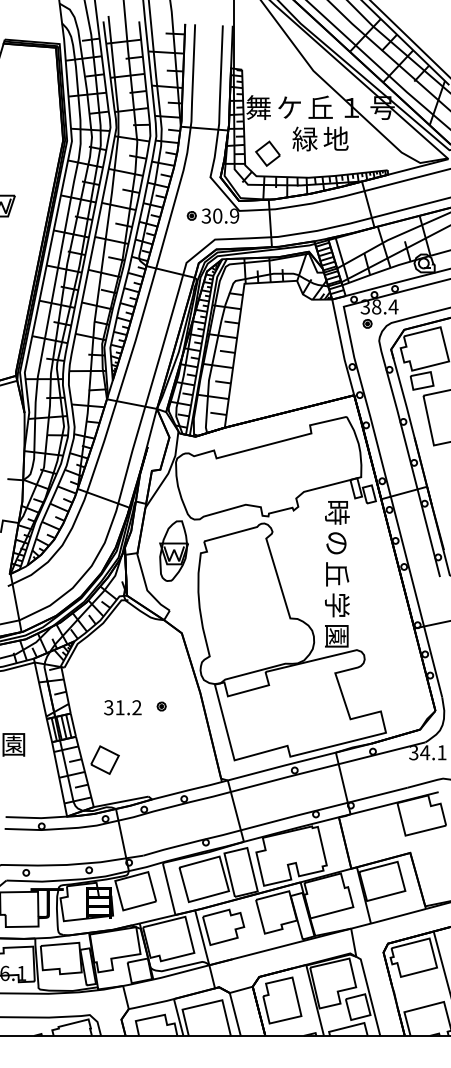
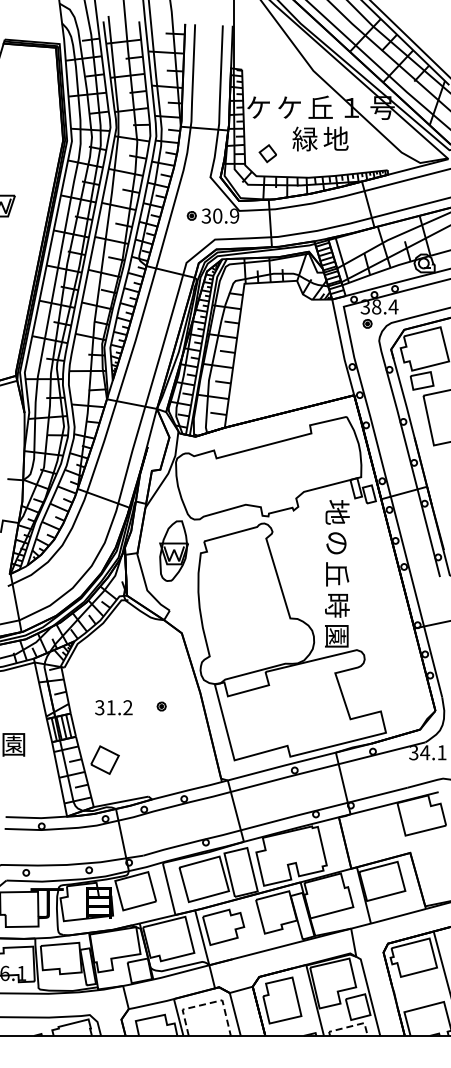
text: 舞 -> ケ (258, 107)
part size: 26x27 px -> 19x20 px (267, 153)
text: 時 -> 地 (337, 512)
text: 学 -> 時 (337, 605)
text position: (122, 707) -> (113, 707) (113, 707)
line: solid -> dashed (206, 1003)
line: solid -> dashed (351, 1026)
